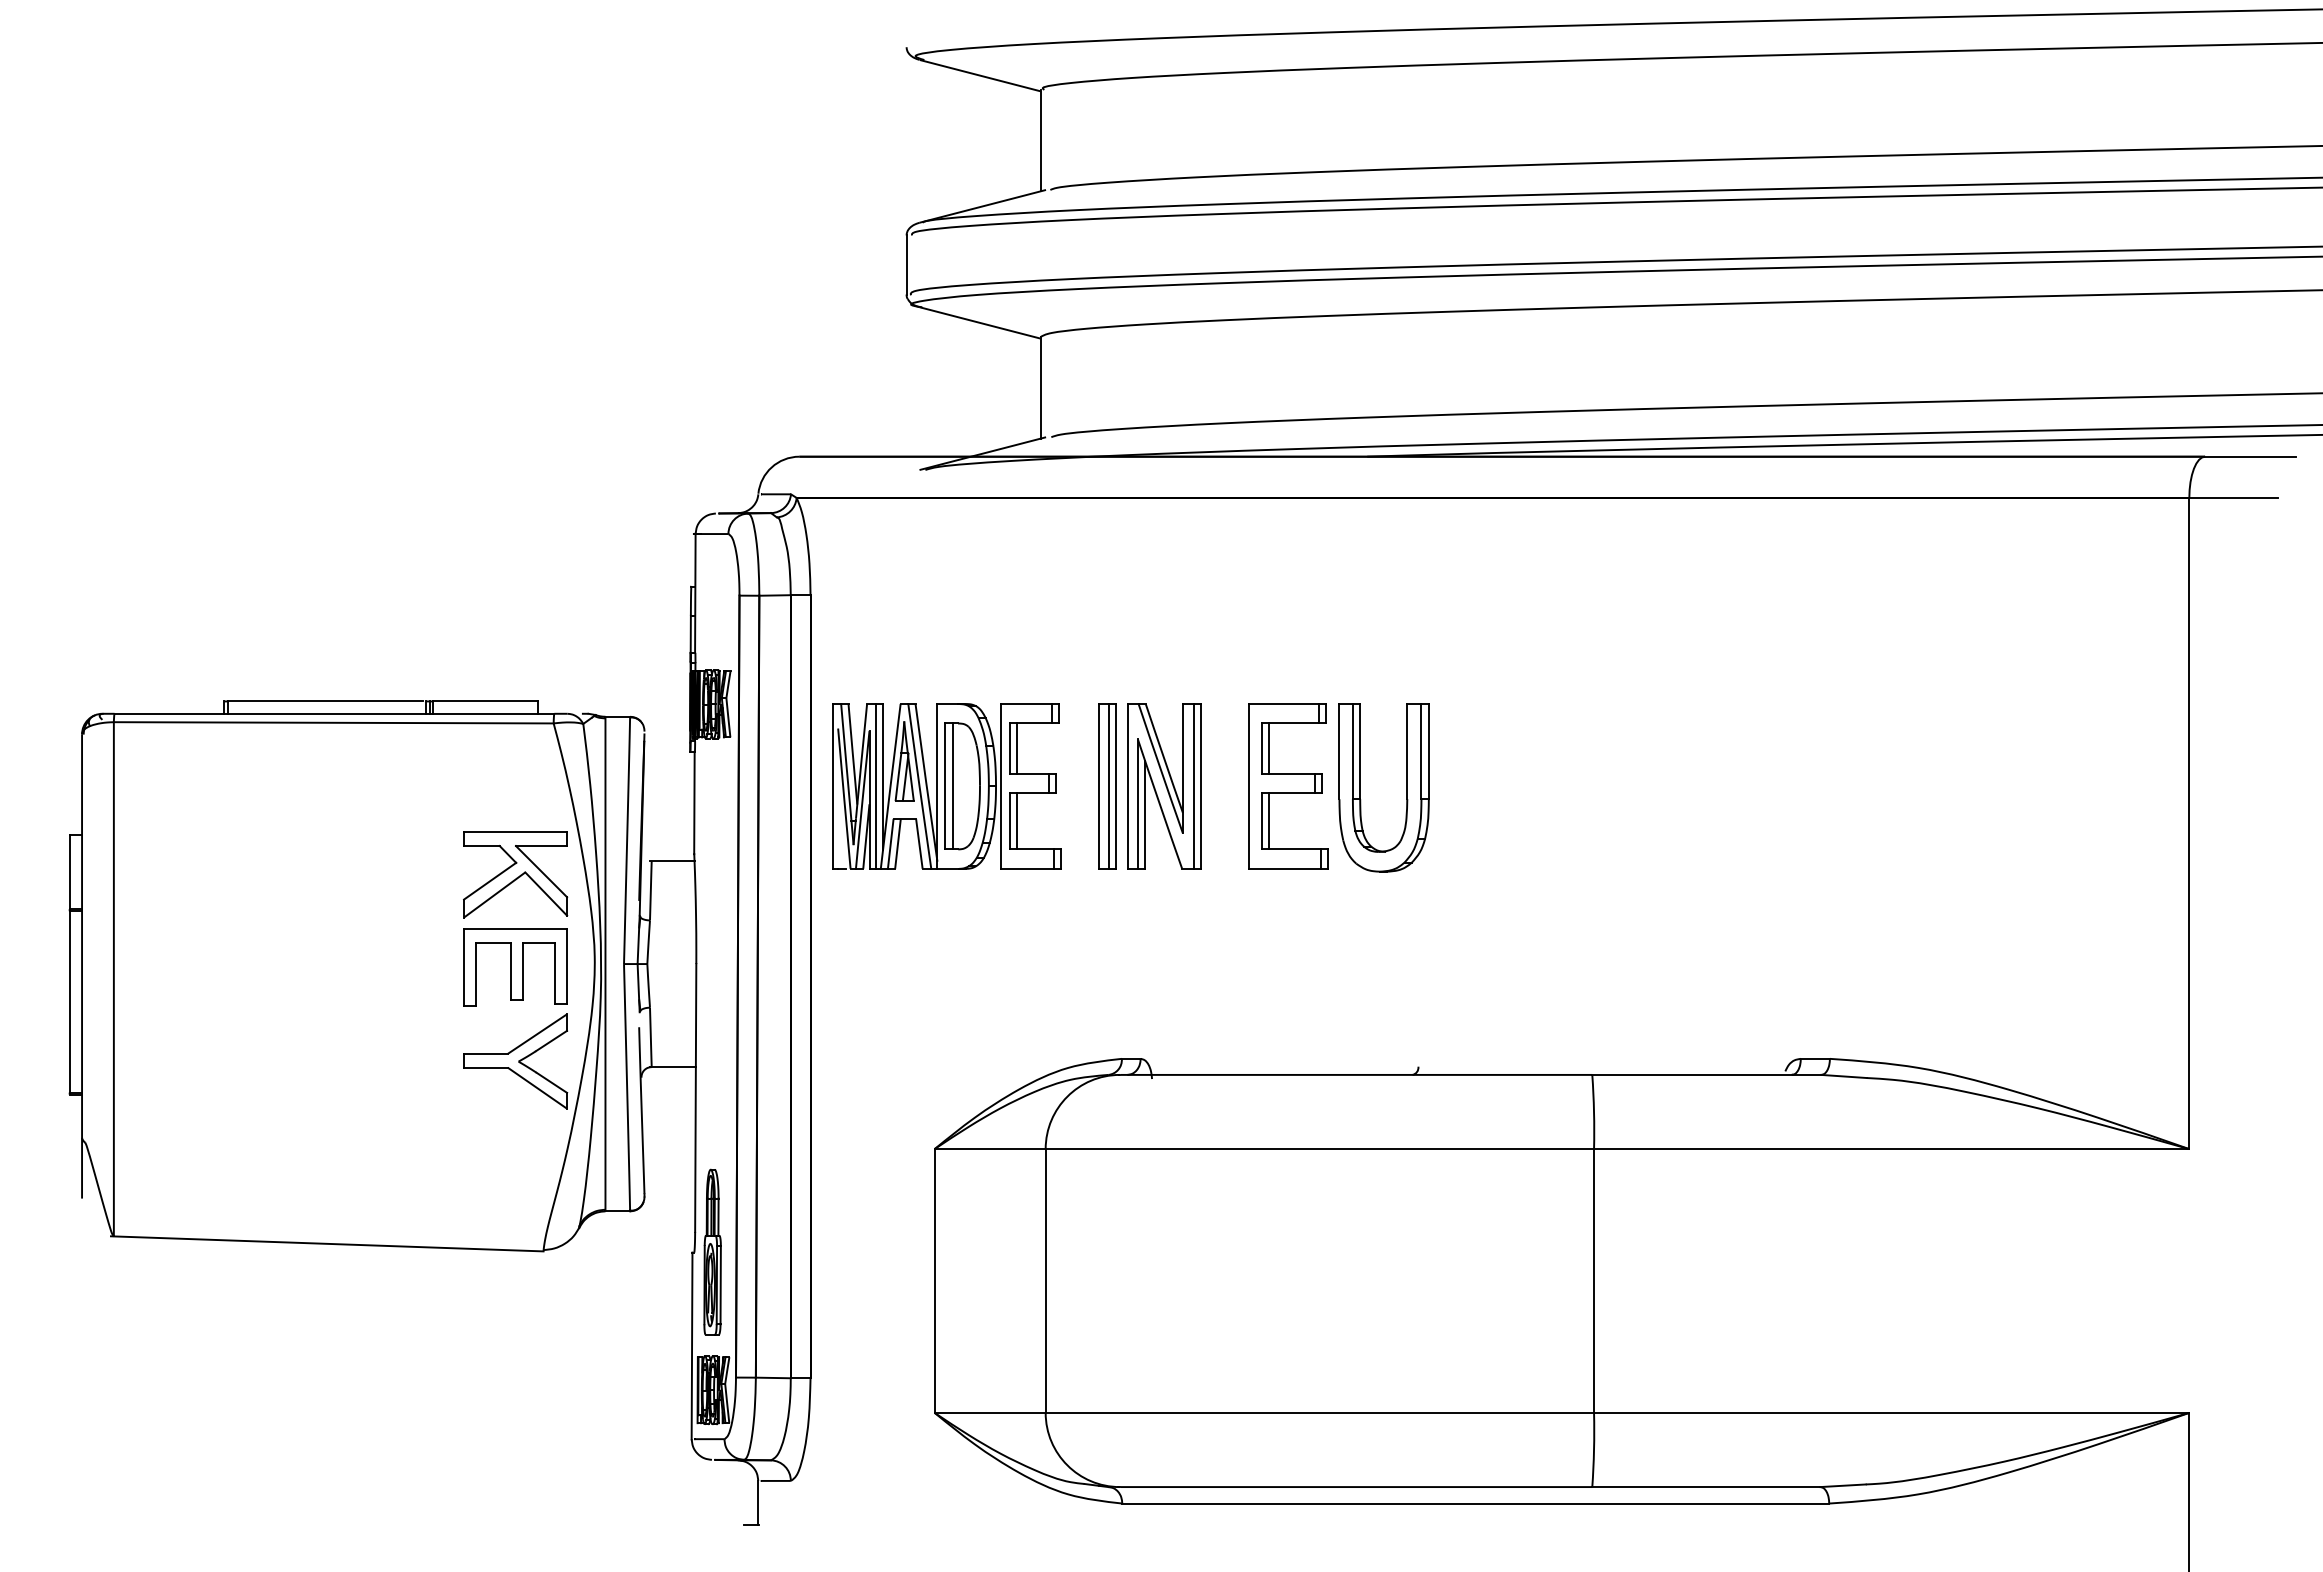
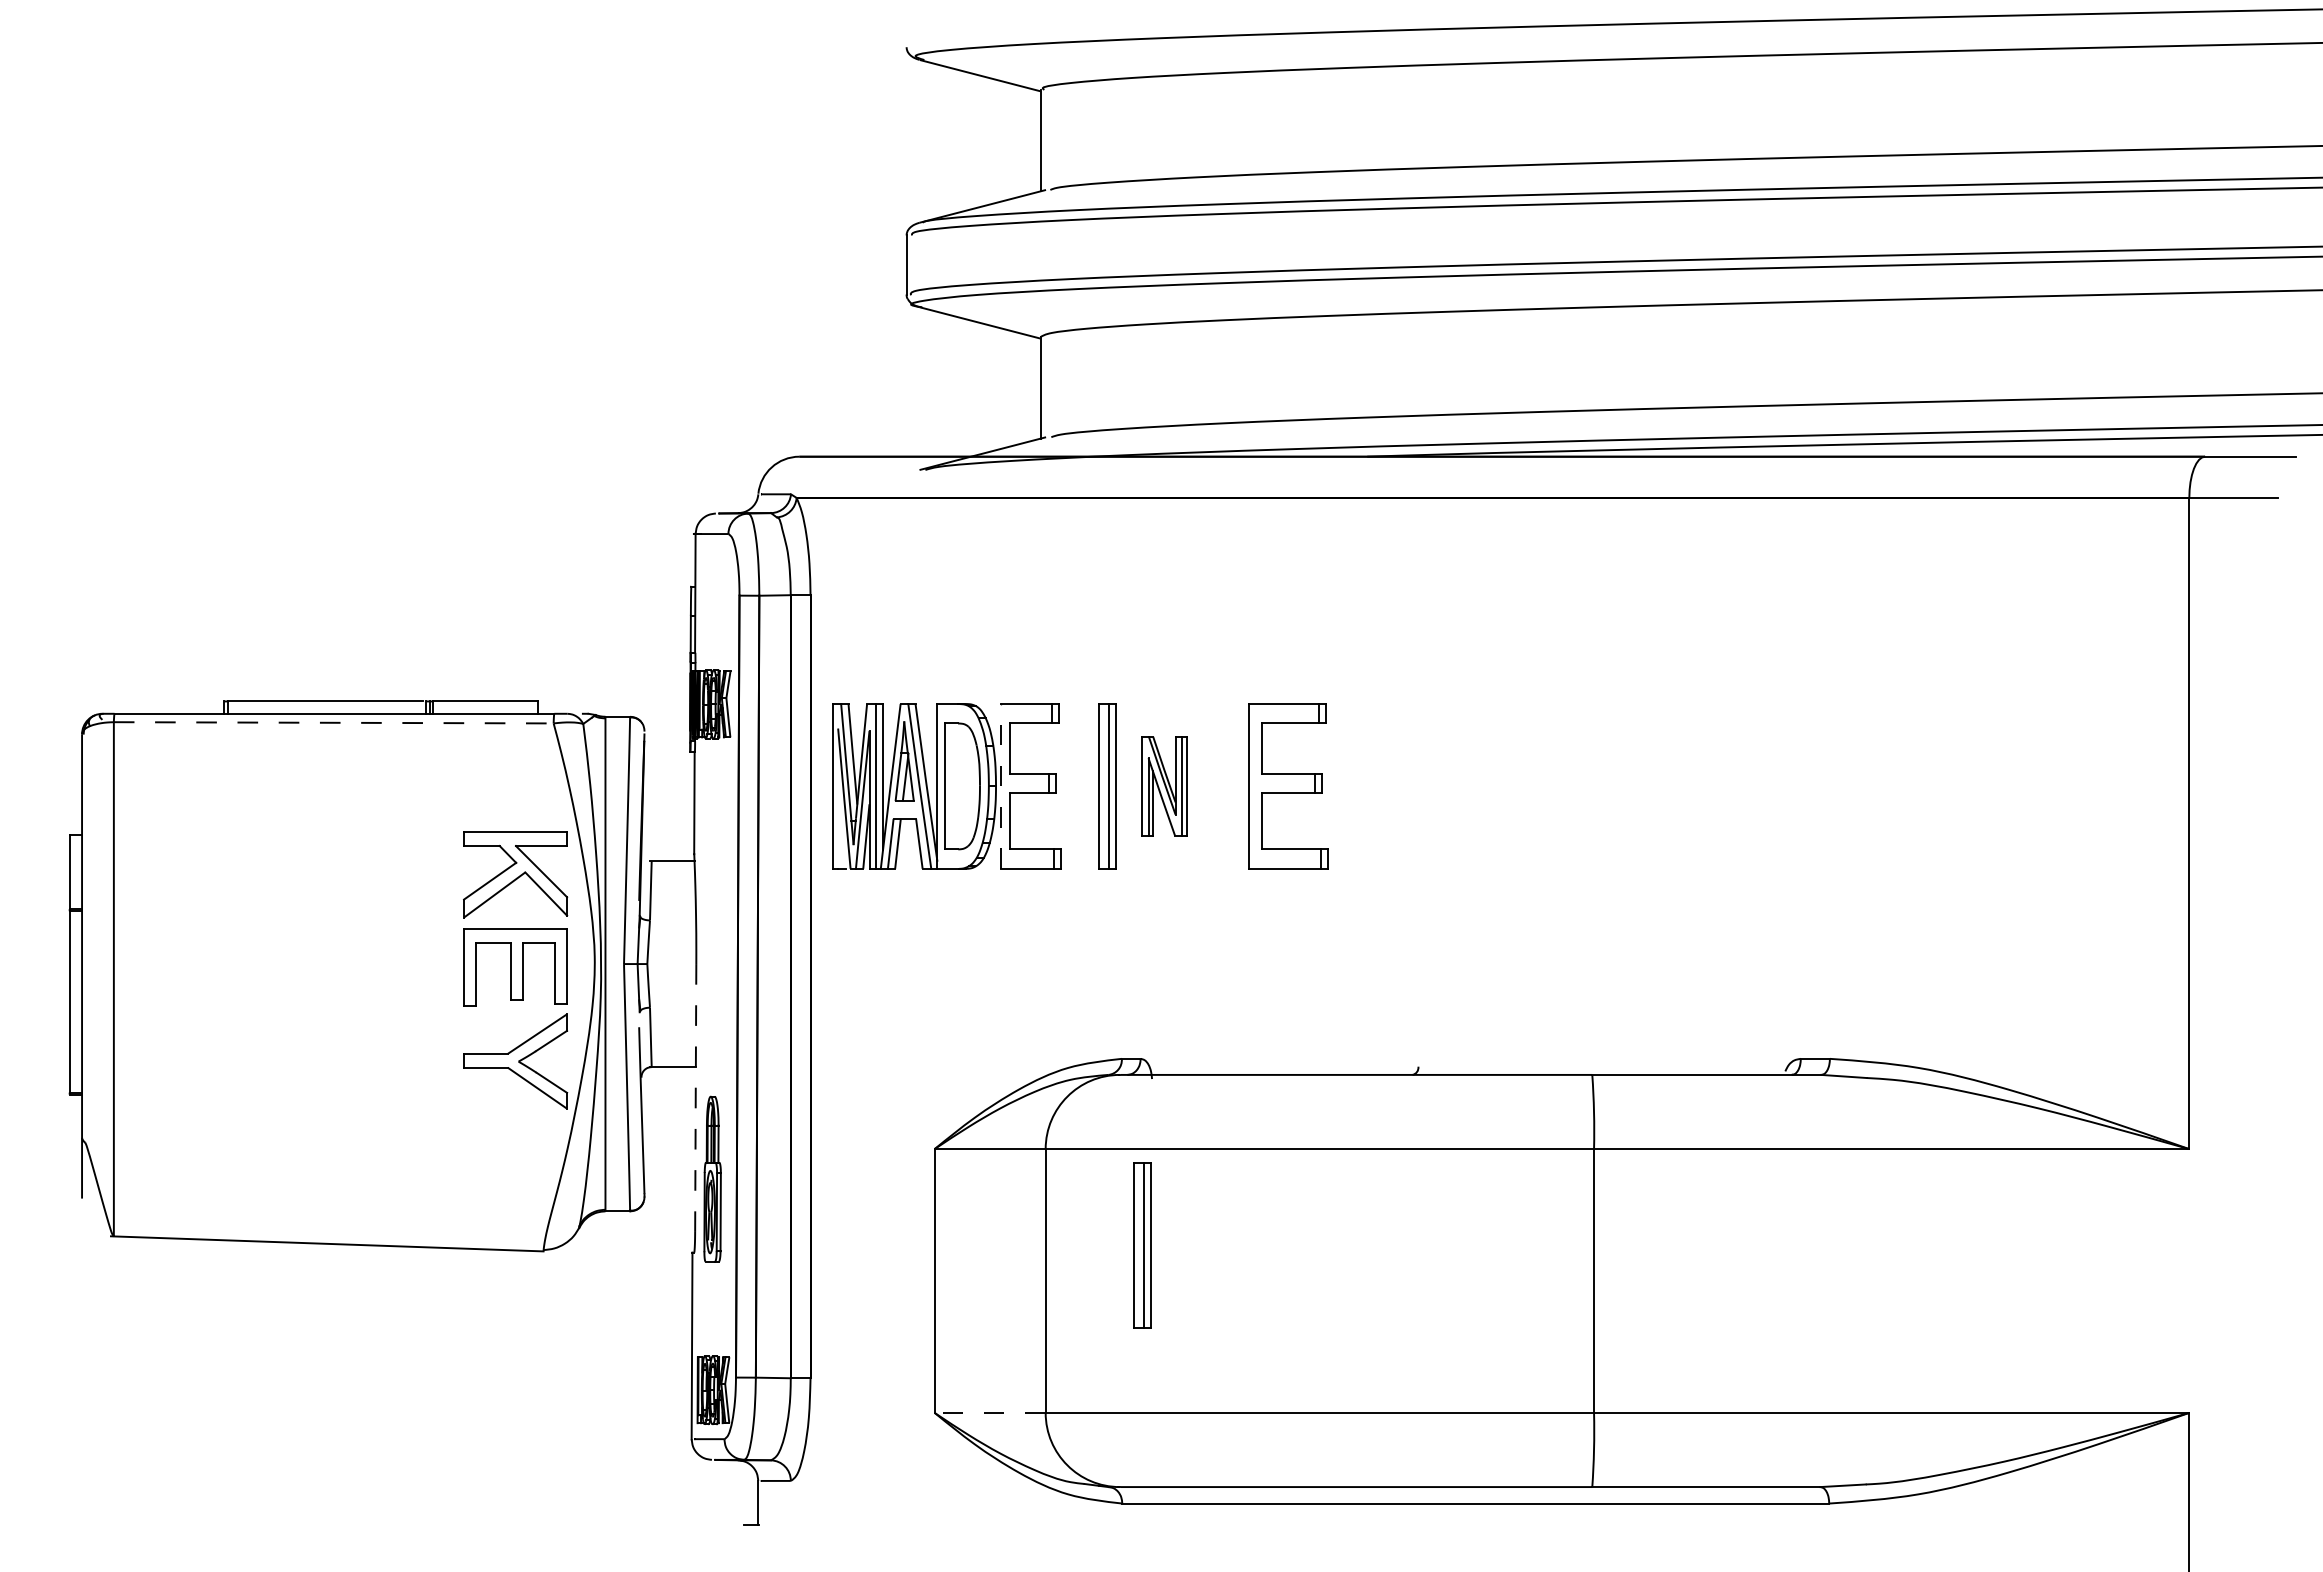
line: solid -> dashed (333, 722)
line: present -> none (1017, 748)
line: present -> none (1268, 748)
line: solid -> dashed (1001, 785)
line: present -> none (952, 786)
part size: 75x167 px -> 47x101 px (1164, 786)
part: present -> none (1360, 787)
line: present -> none (1017, 821)
line: present -> none (1268, 821)
line: solid -> dashed (695, 1098)
part: none -> present (1142, 1245)
part position: (712, 1251) -> (712, 1178) (712, 1178)
line: solid -> dashed (990, 1412)
